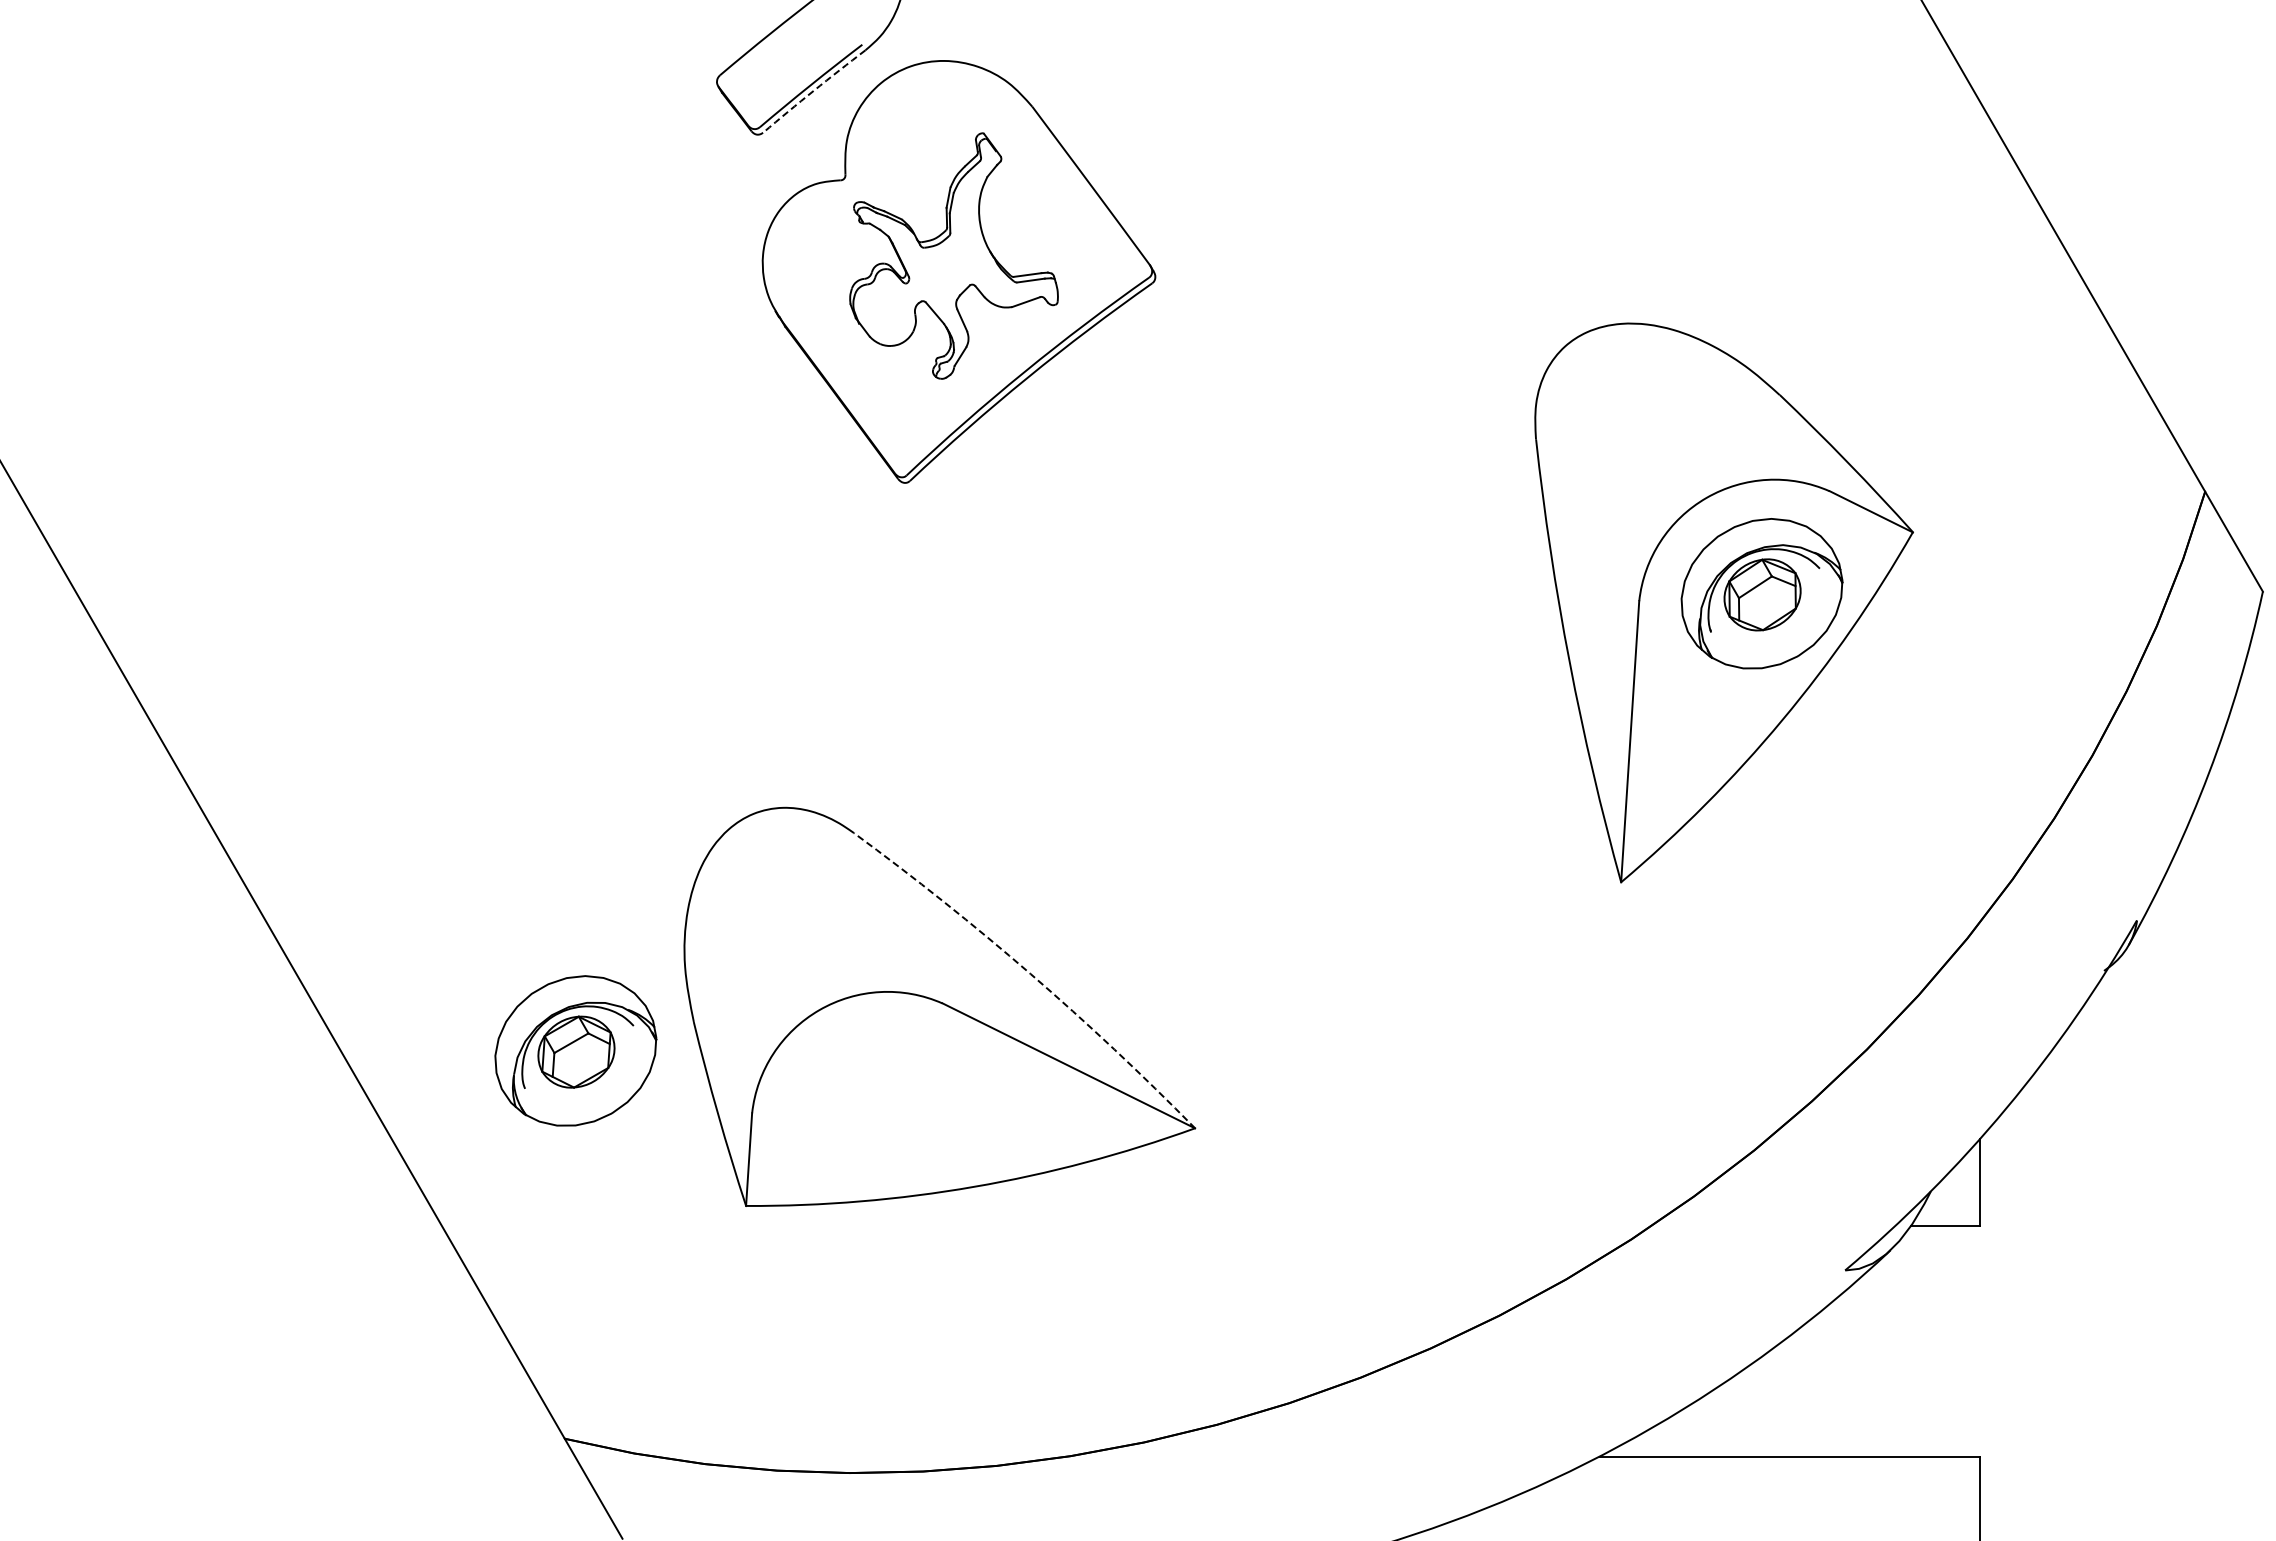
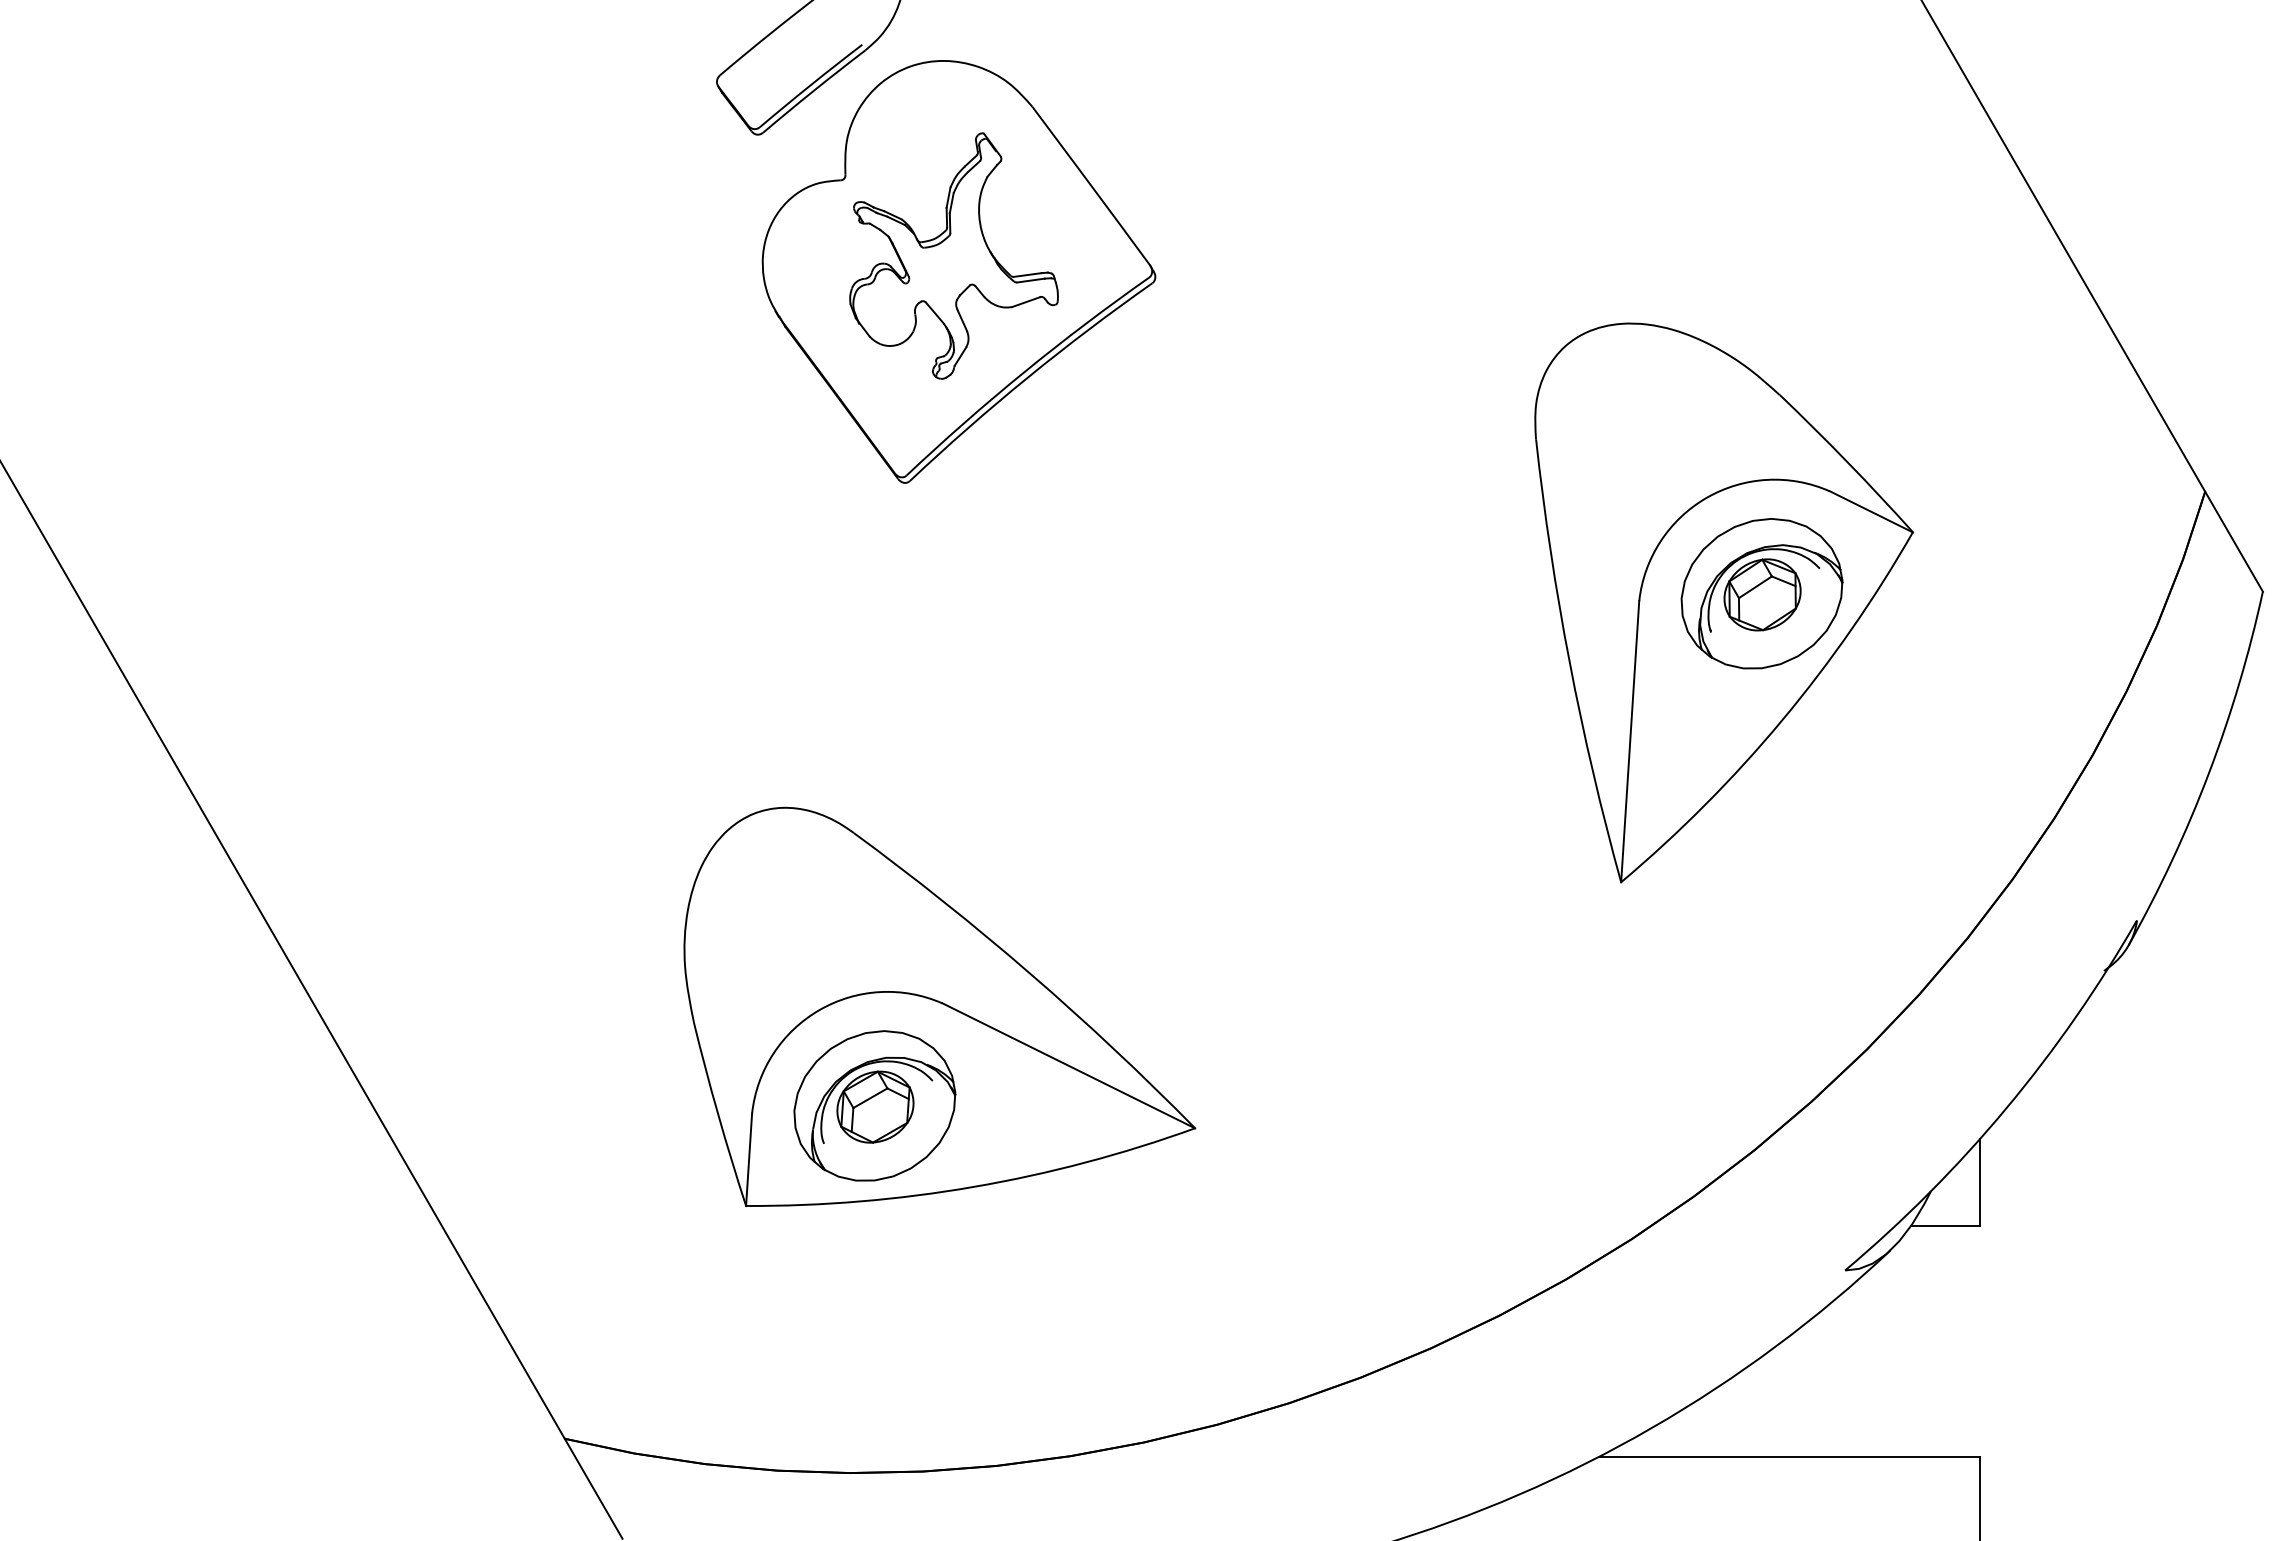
arc: dashed -> solid (813, 90)
arc: dashed -> solid (1030, 973)
part position: (575, 1050) -> (874, 1105) (874, 1105)
